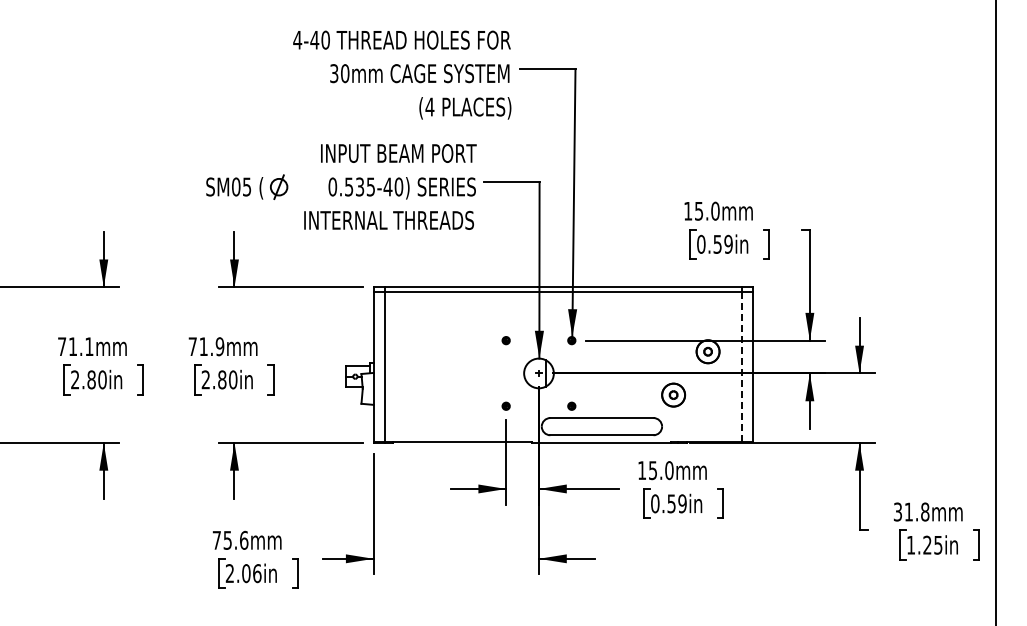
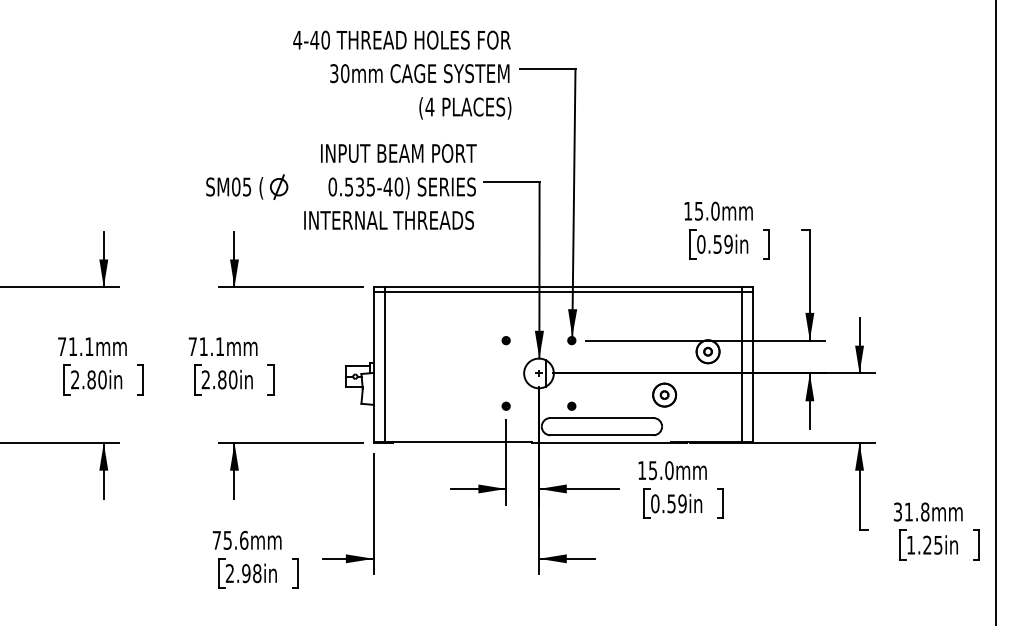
text: 71.9mm -> 71.1mm (219, 346)
line: dashed -> solid (741, 366)
part position: (673, 394) -> (664, 394) (664, 394)
text: 2.06in -> 2.98in (251, 573)
